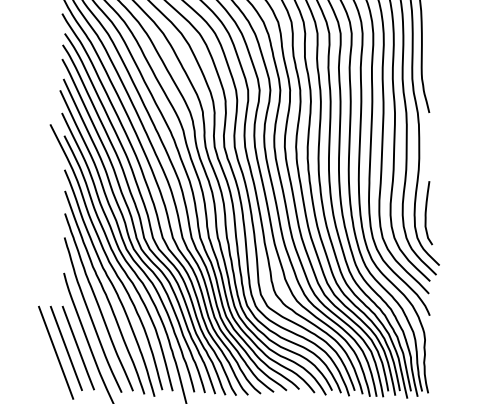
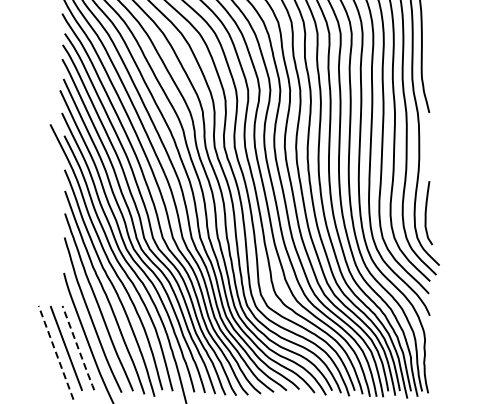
line: solid -> dashed (78, 349)
line: solid -> dashed (56, 352)
